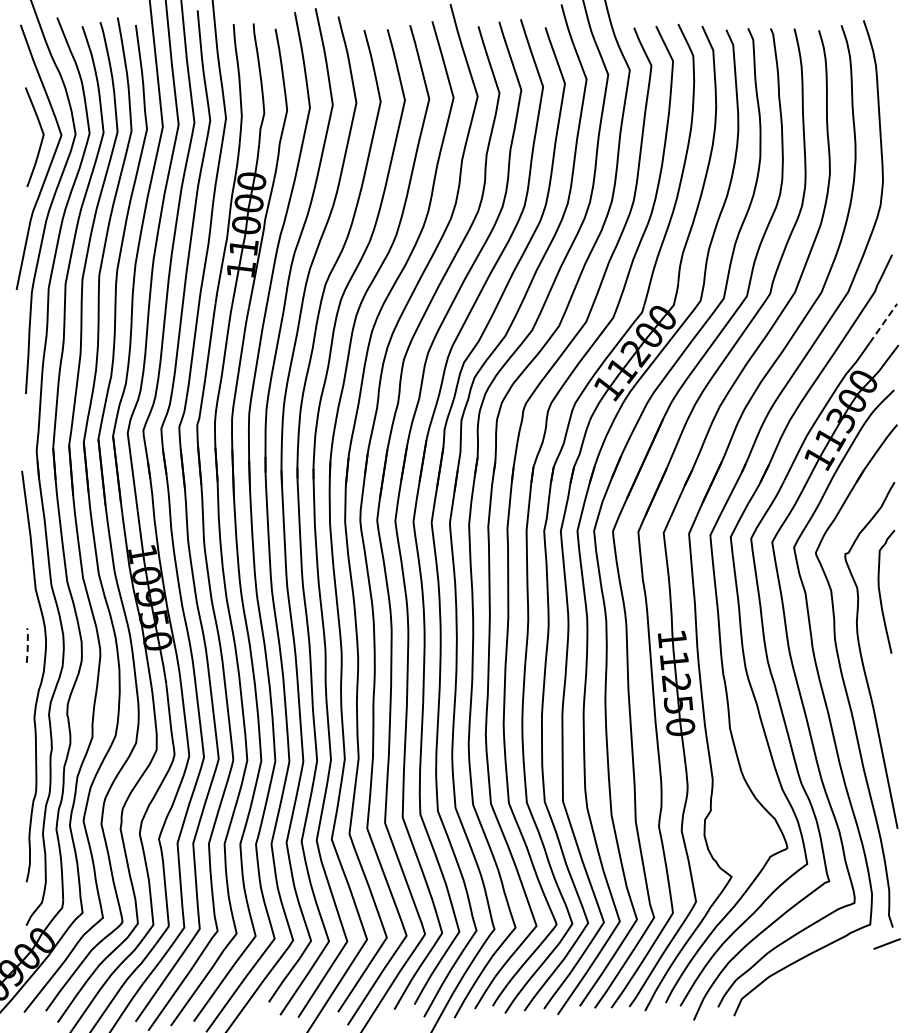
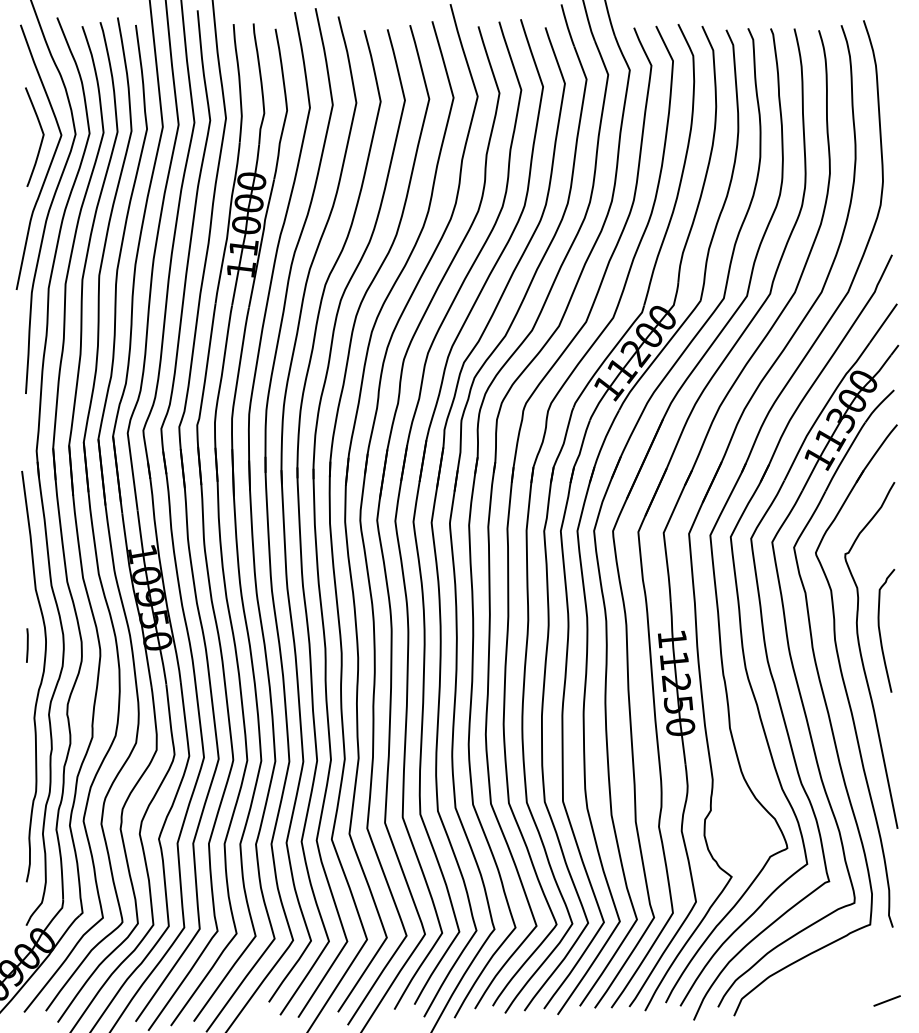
line: dashed -> solid (883, 323)
curve position: (880, 591) -> (880, 630) (880, 630)
line: dashed -> solid (27, 645)
line position: (886, 943) -> (886, 1000) (886, 1000)
